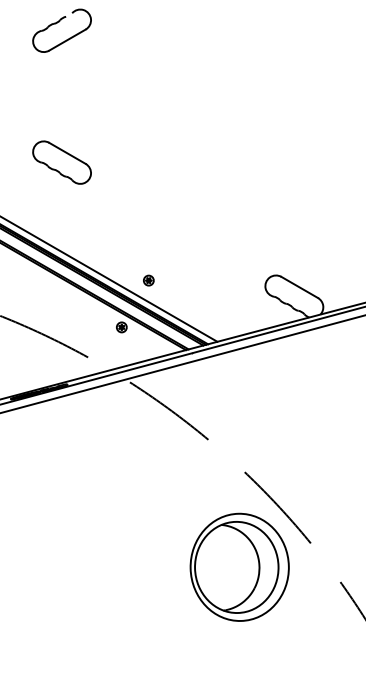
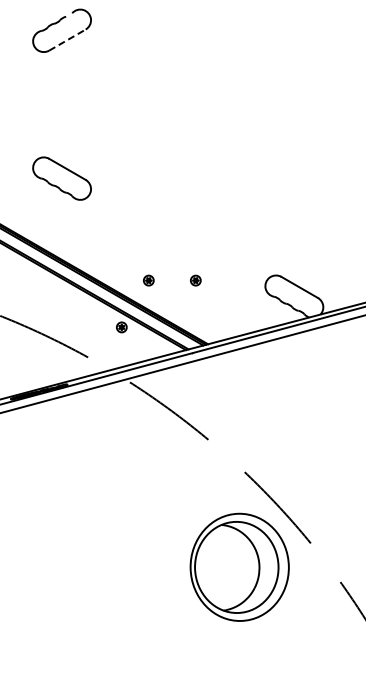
line: solid -> dashed (67, 39)
part position: (61, 162) -> (61, 178) (61, 178)
line: present -> none (109, 279)
part: none -> present (195, 280)
